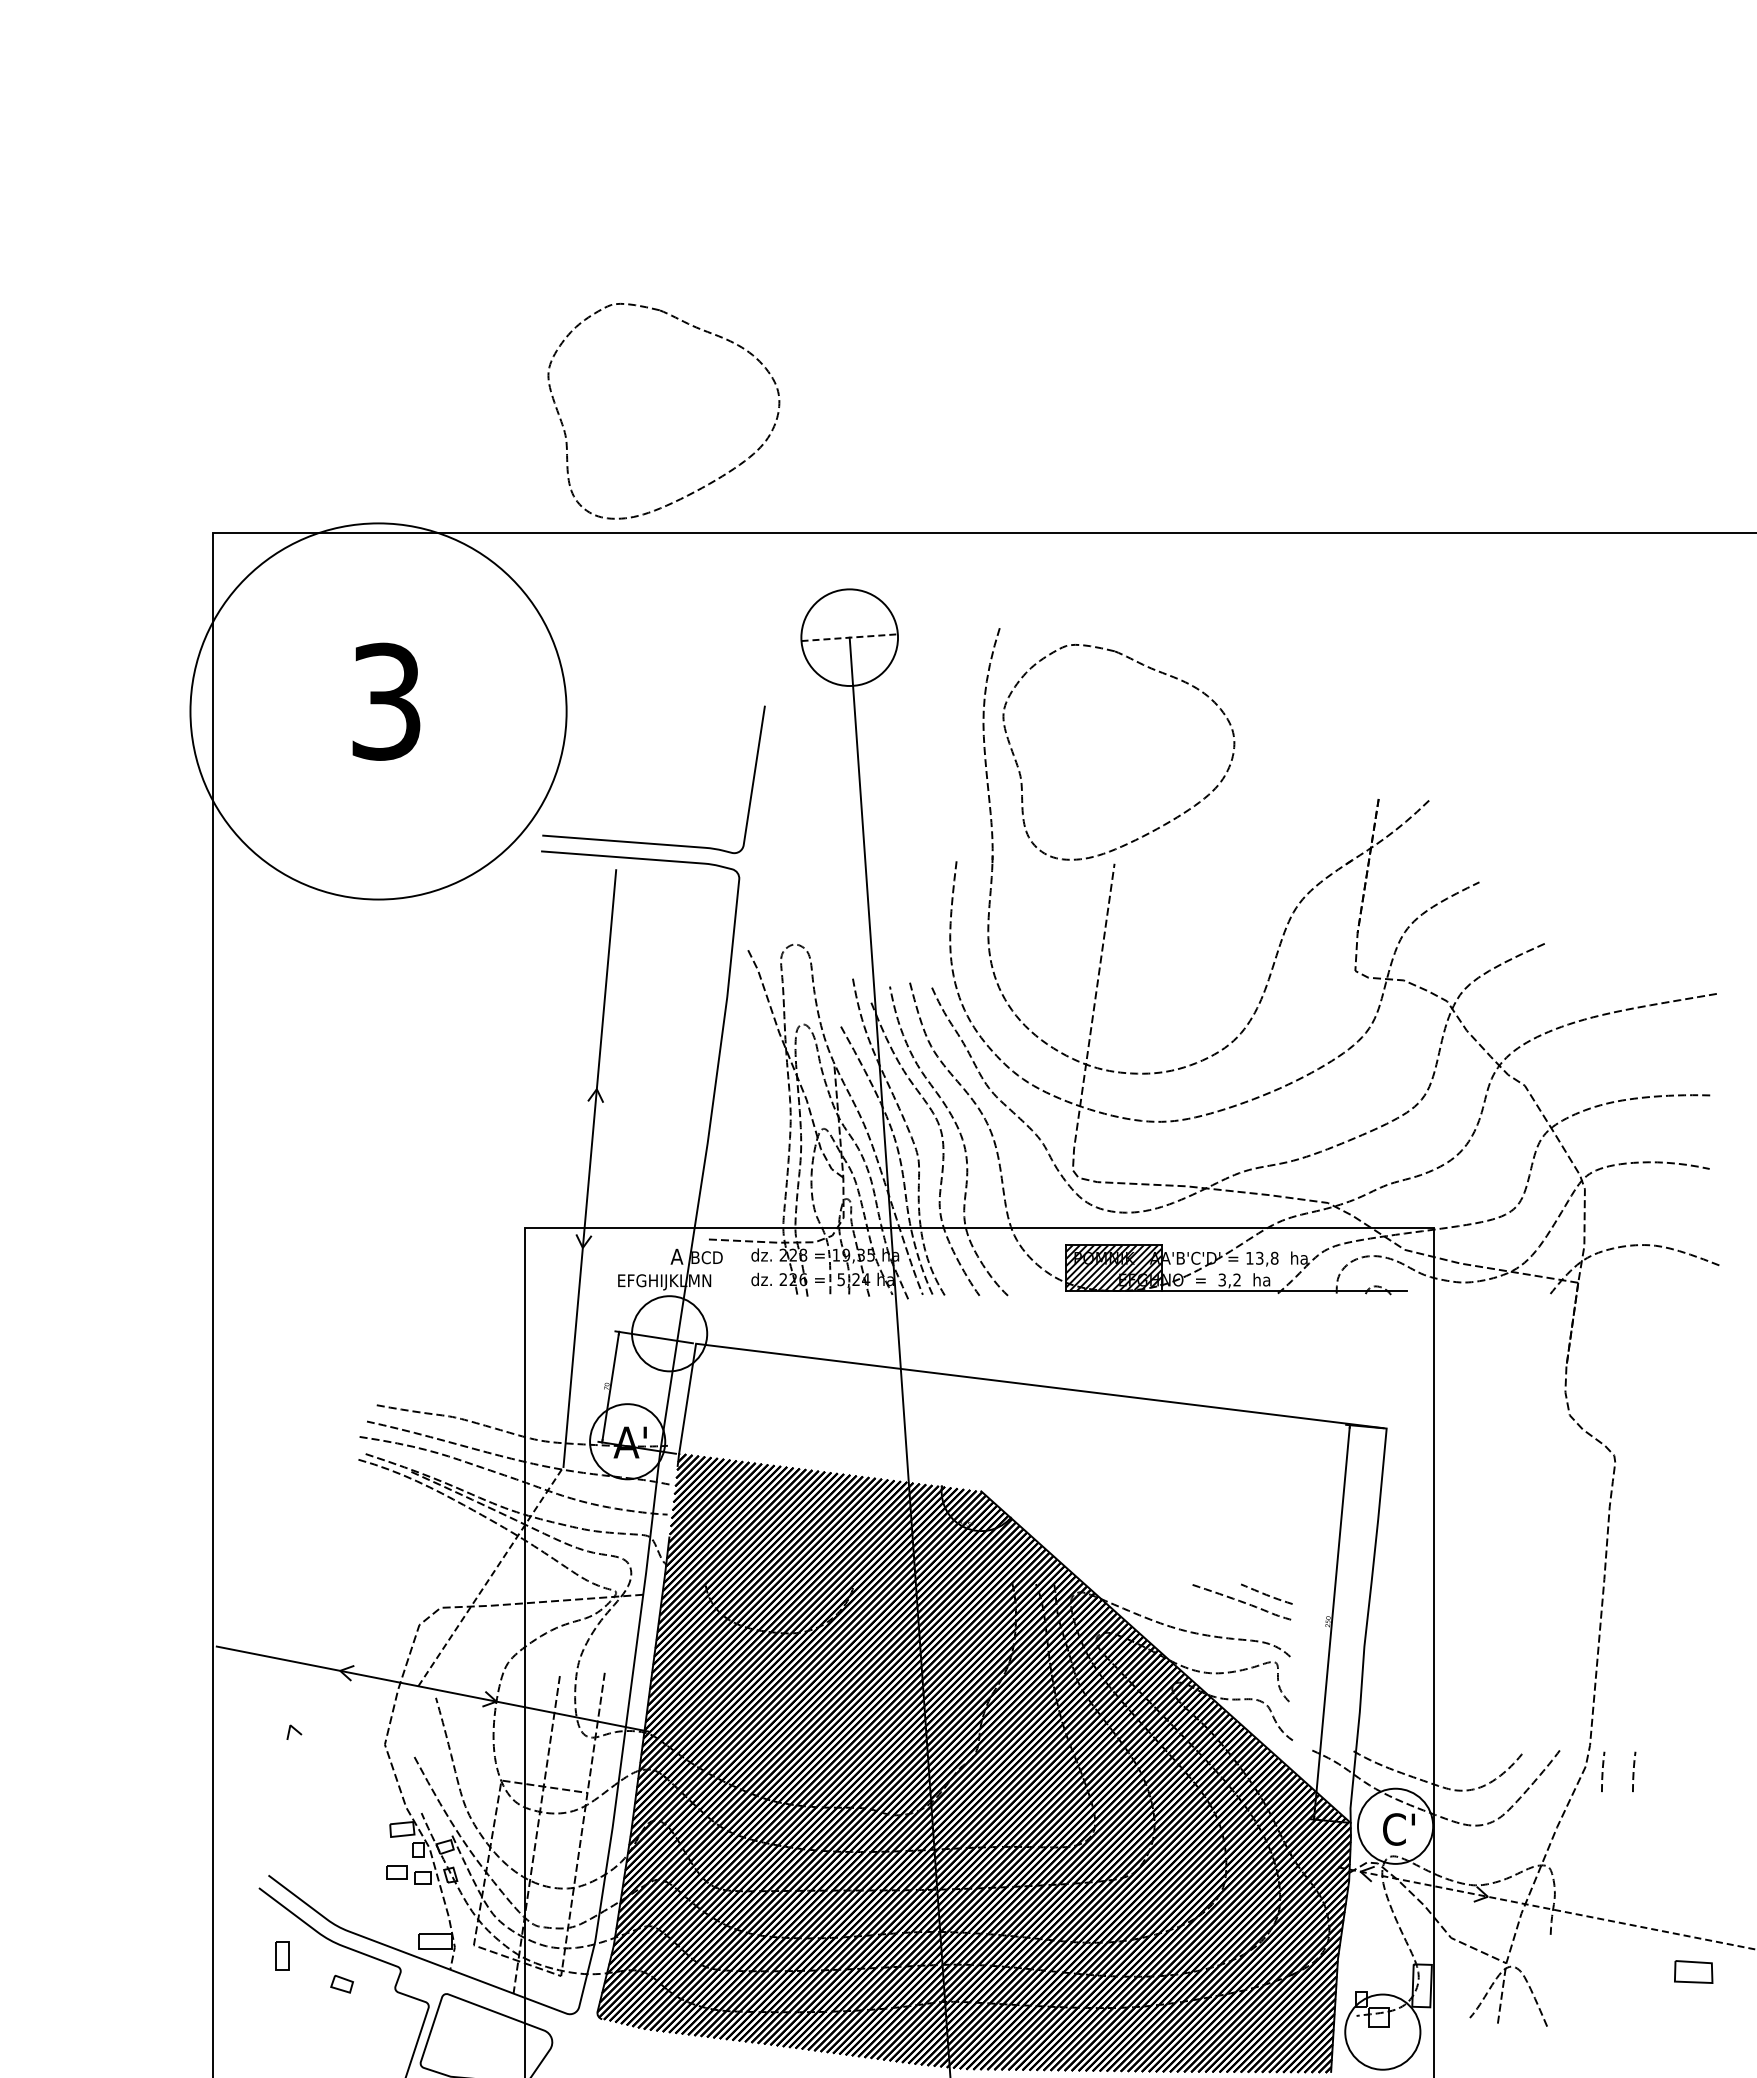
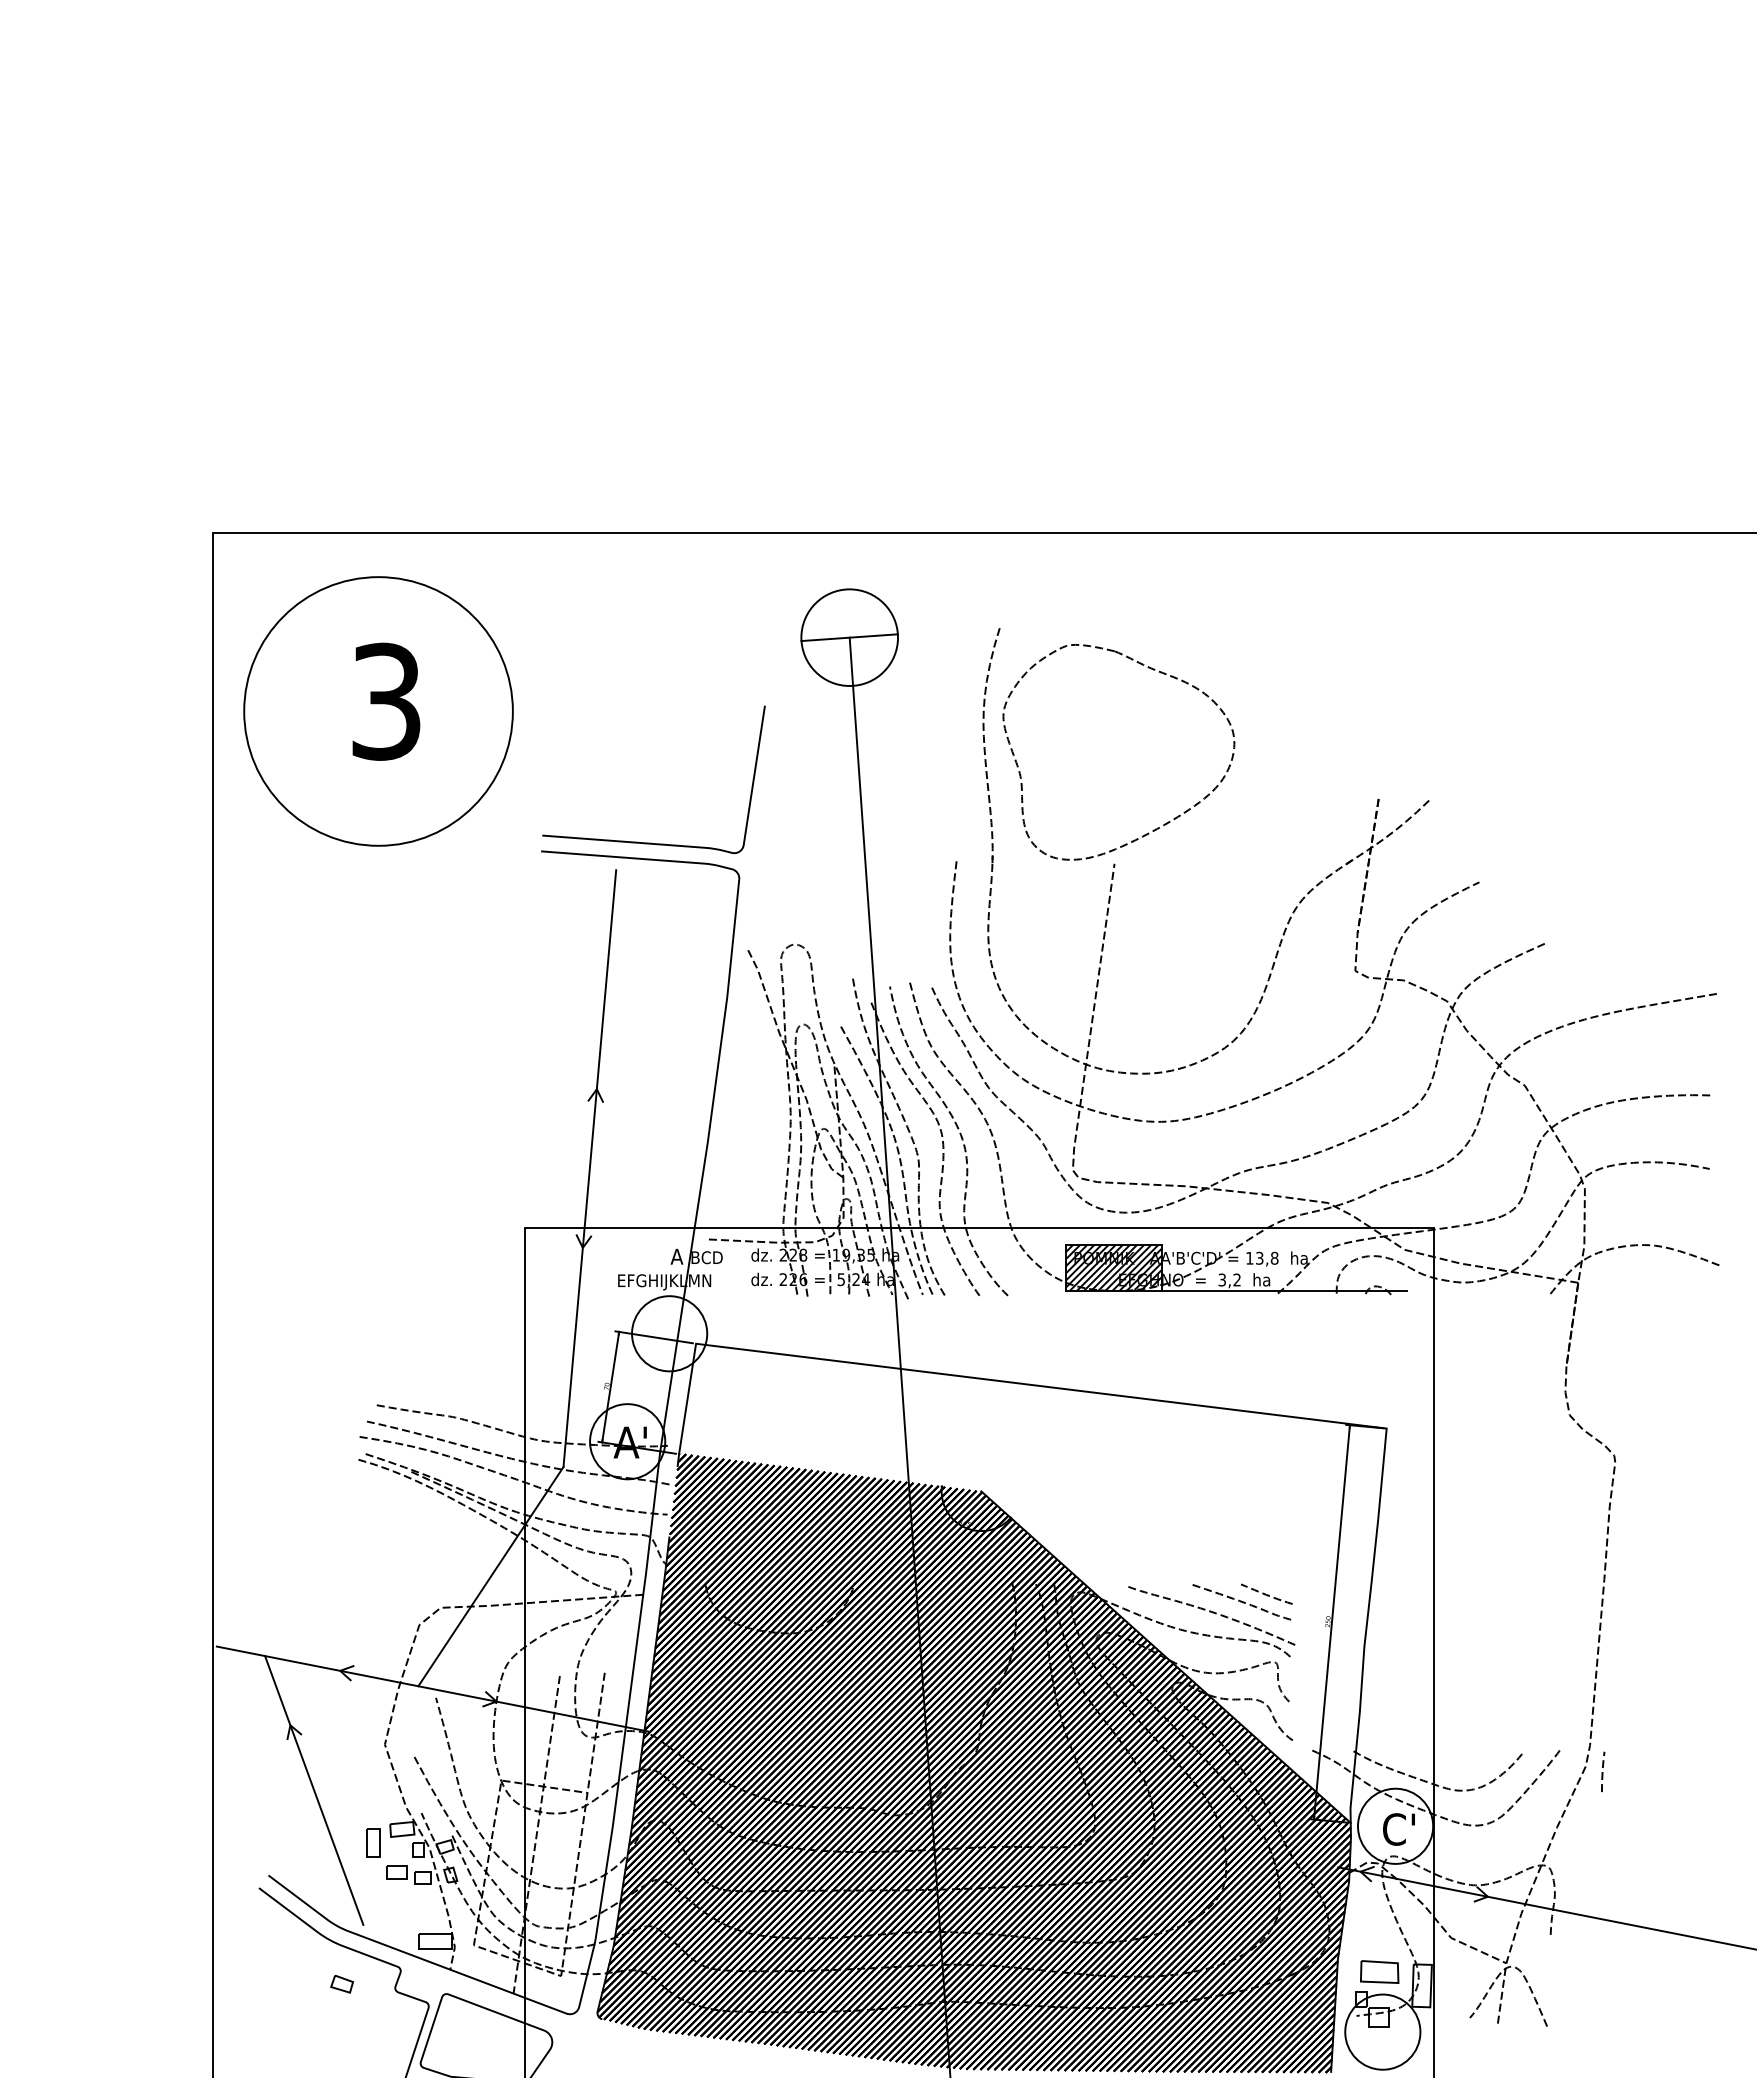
part: present -> none (700, 487)
line: dashed -> solid (850, 637)
circle diameter: 376 px -> 269 px (378, 711)
line: dashed -> solid (491, 1576)
curve: none -> present (1212, 1613)
line: present -> none (1634, 1772)
line: none -> present (314, 1790)
line: dashed -> solid (1547, 1908)
part position: (282, 1955) -> (373, 1842) (373, 1842)
part position: (1693, 1971) -> (1379, 1971) (1379, 1971)
